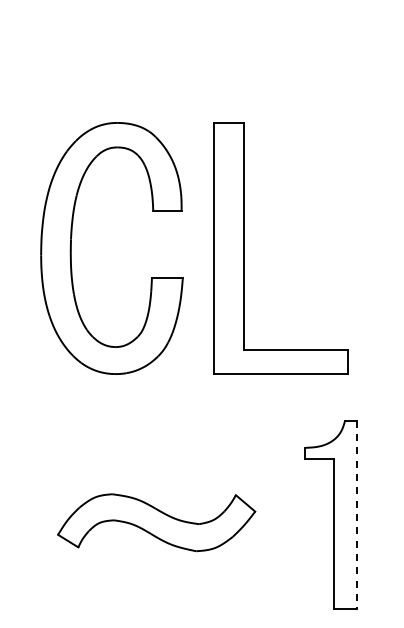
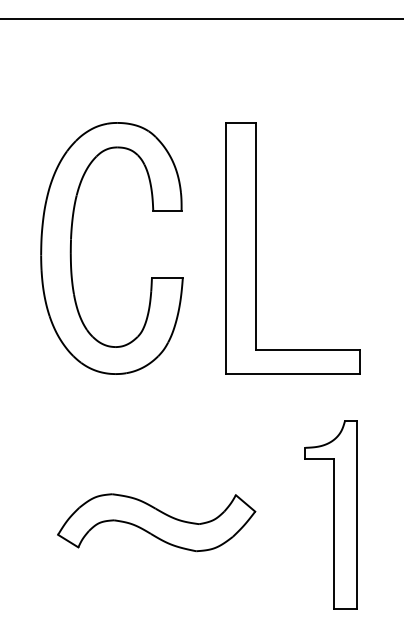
line: none -> present (201, 18)
part position: (244, 248) -> (256, 248) (256, 248)
line: dashed -> solid (356, 515)
